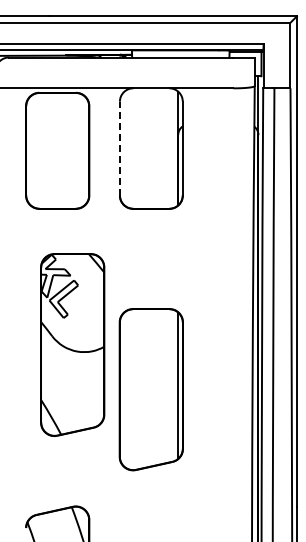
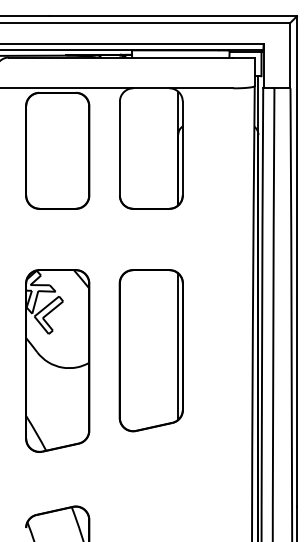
line: dashed -> solid (119, 148)
part position: (72, 344) -> (57, 360) (57, 360)
part position: (150, 389) -> (150, 350) (150, 350)
